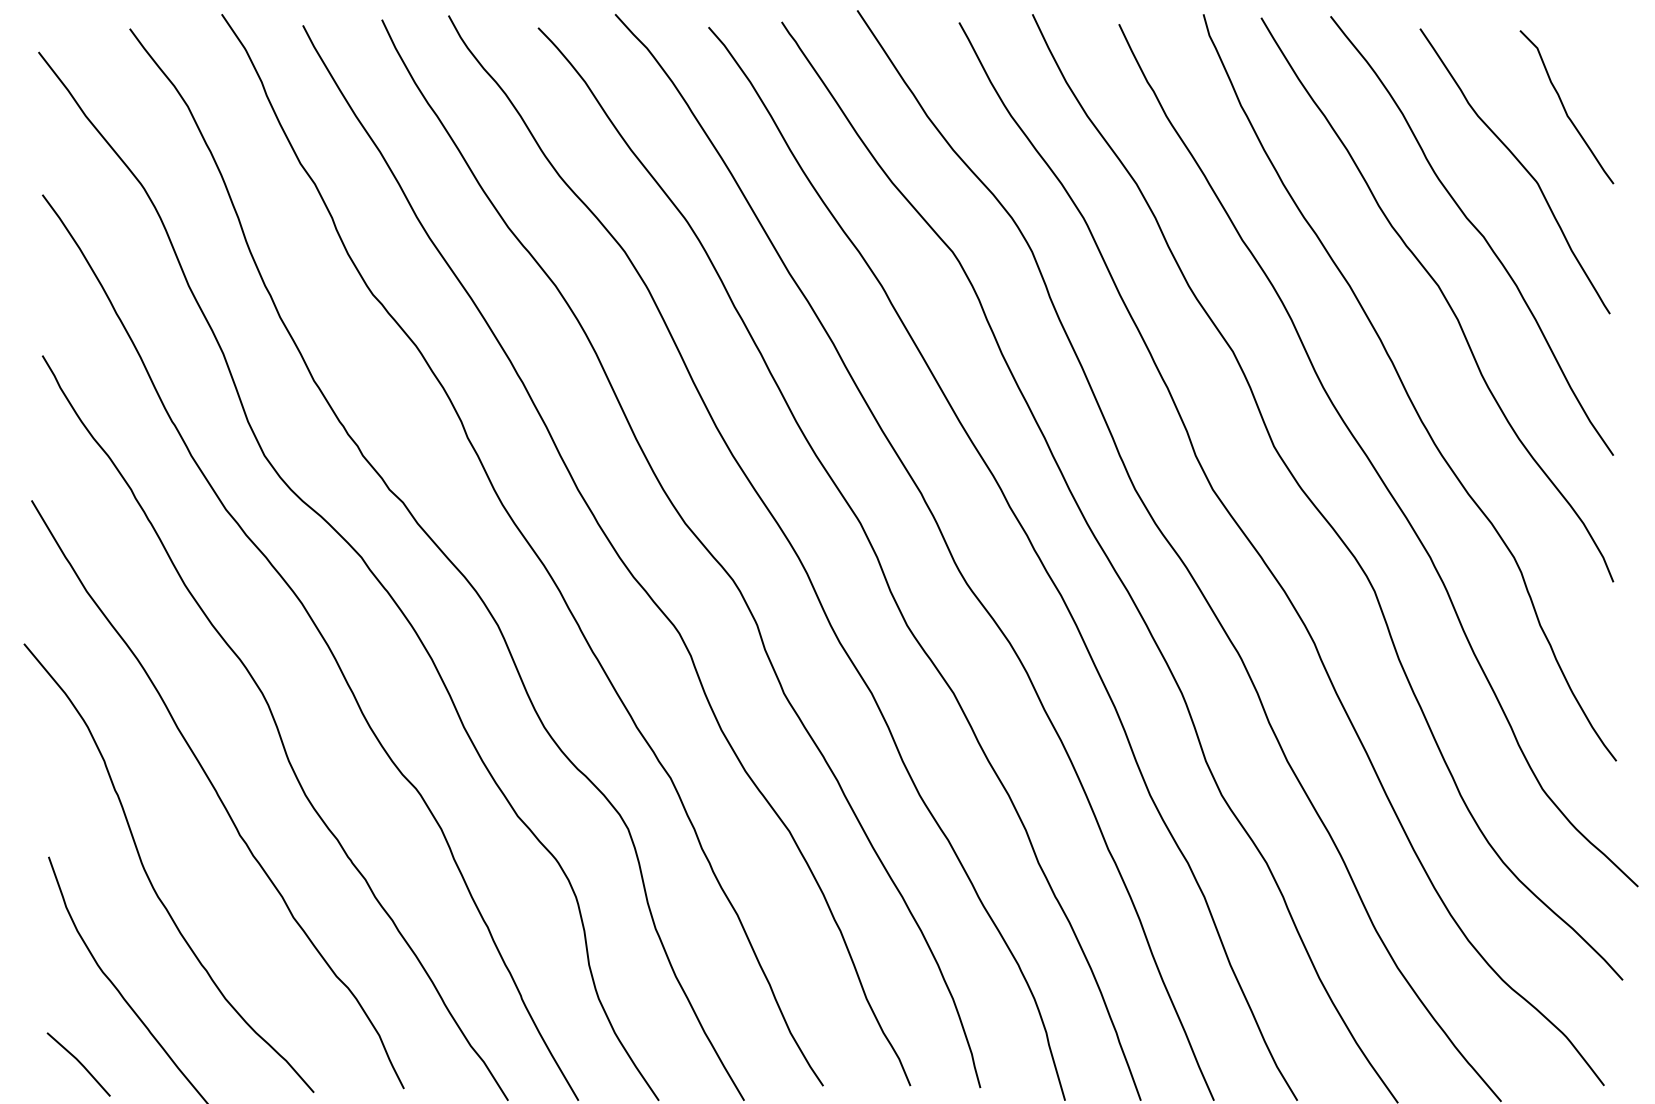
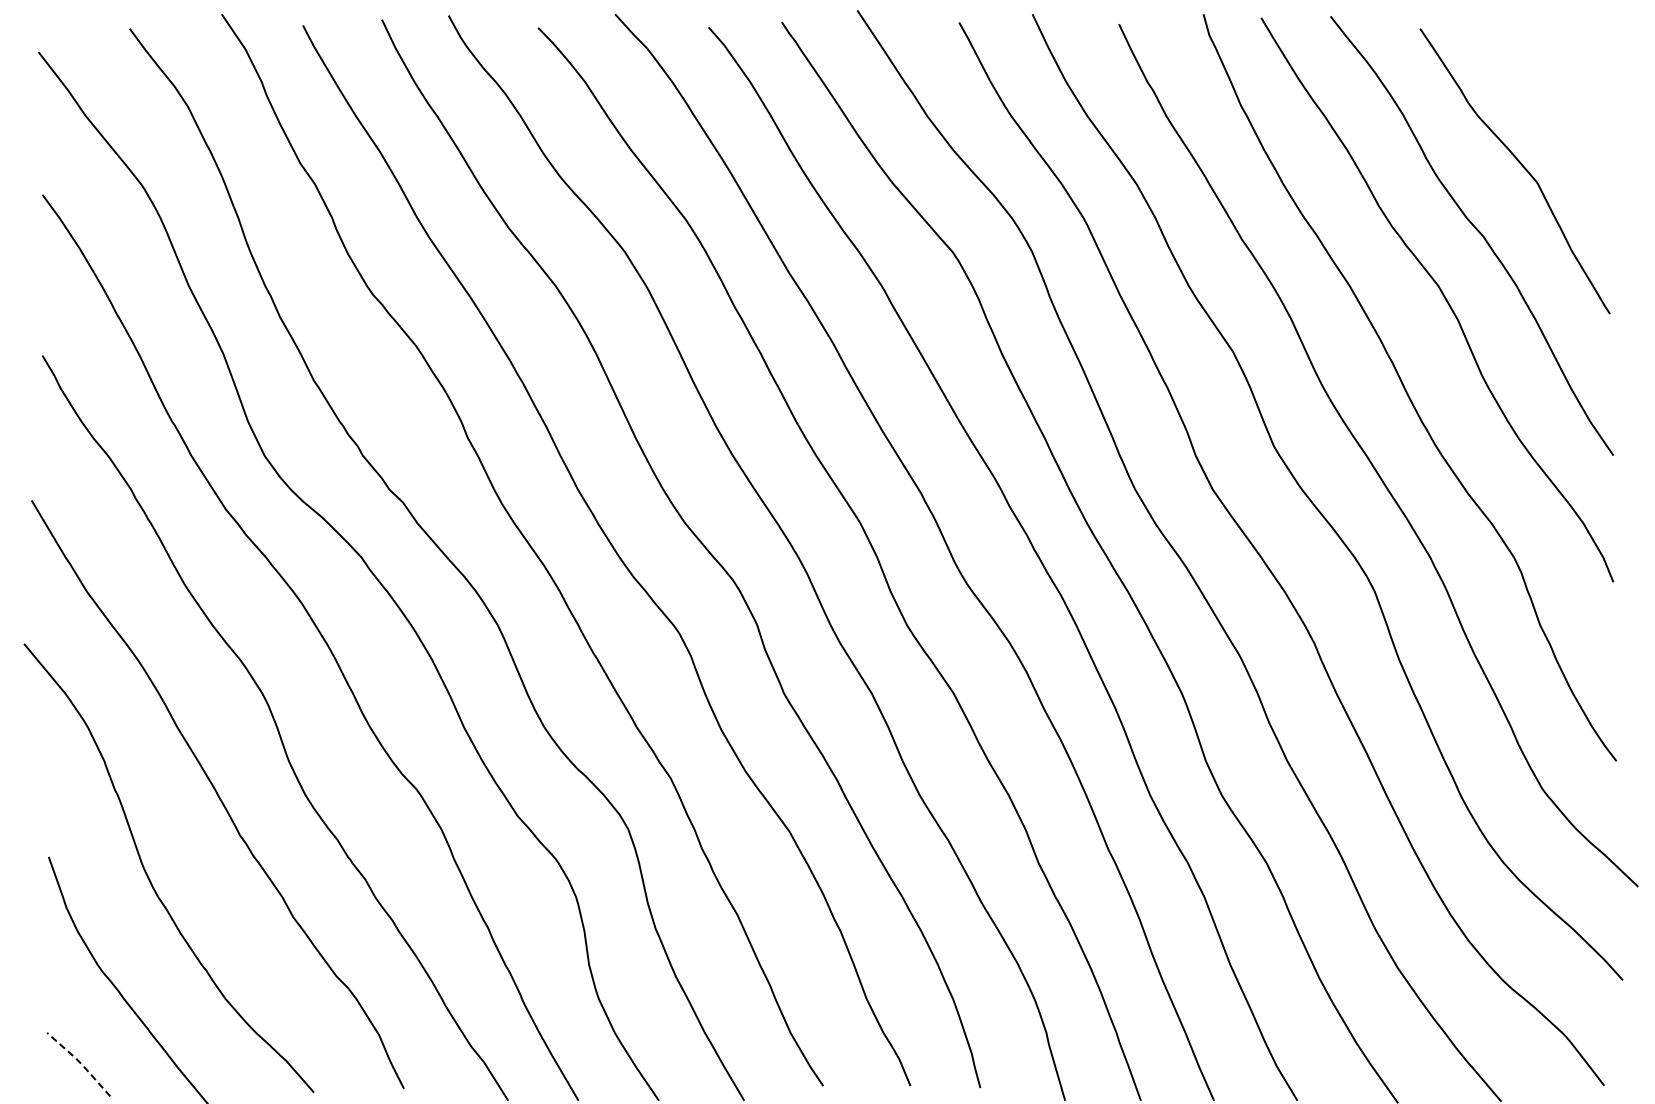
curve: present -> none (1565, 108)
line: solid -> dashed (80, 1062)
